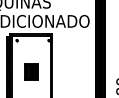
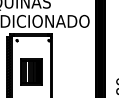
part size: 15x18 px -> 23x28 px (31, 71)
